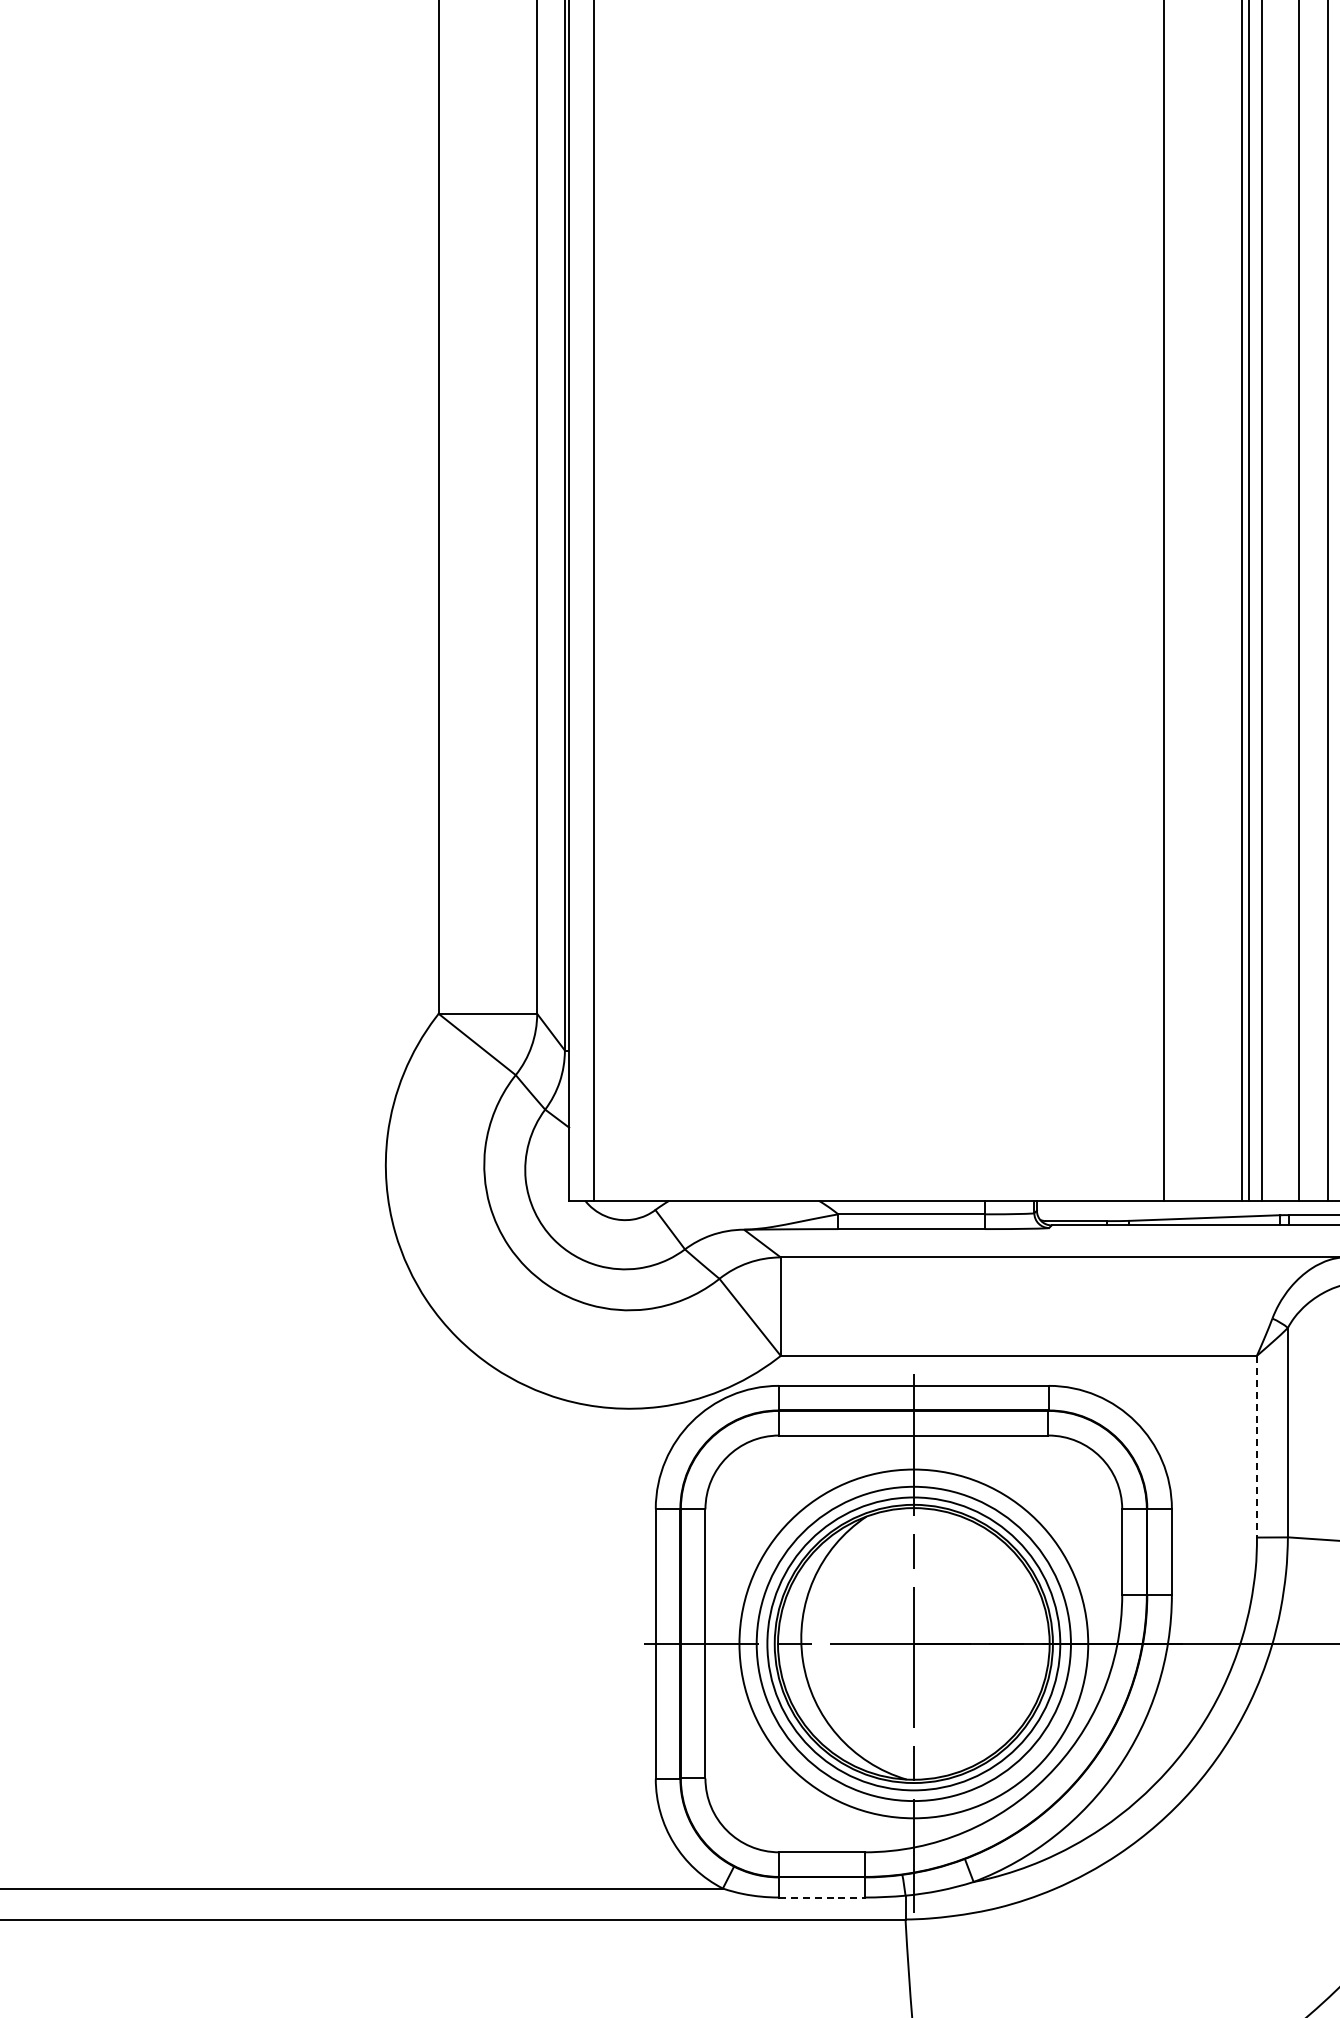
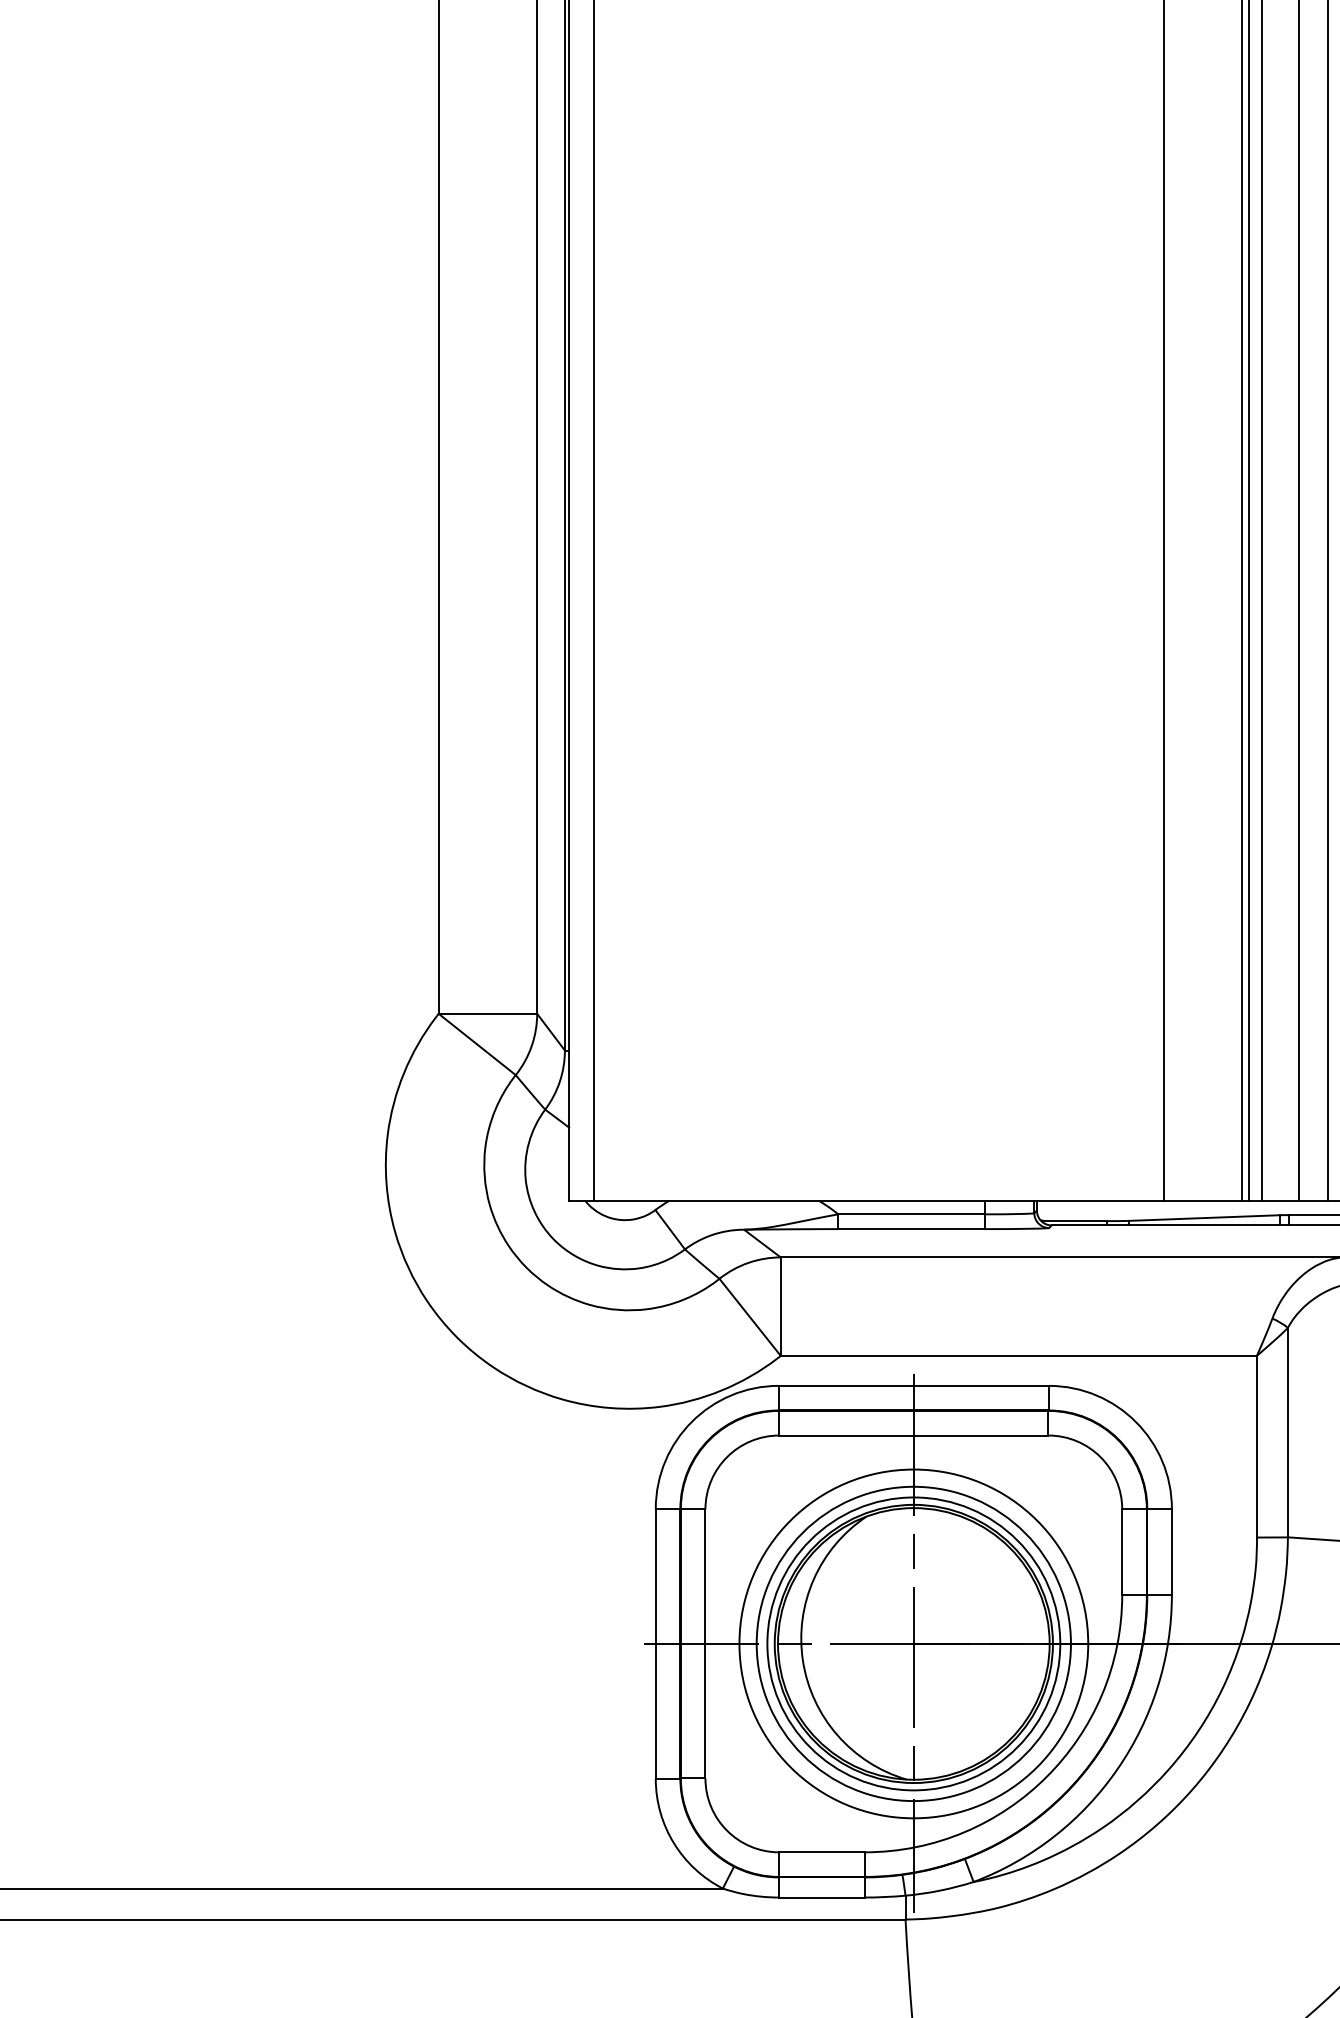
line: dashed -> solid (1256, 1446)
line: dashed -> solid (821, 1897)
